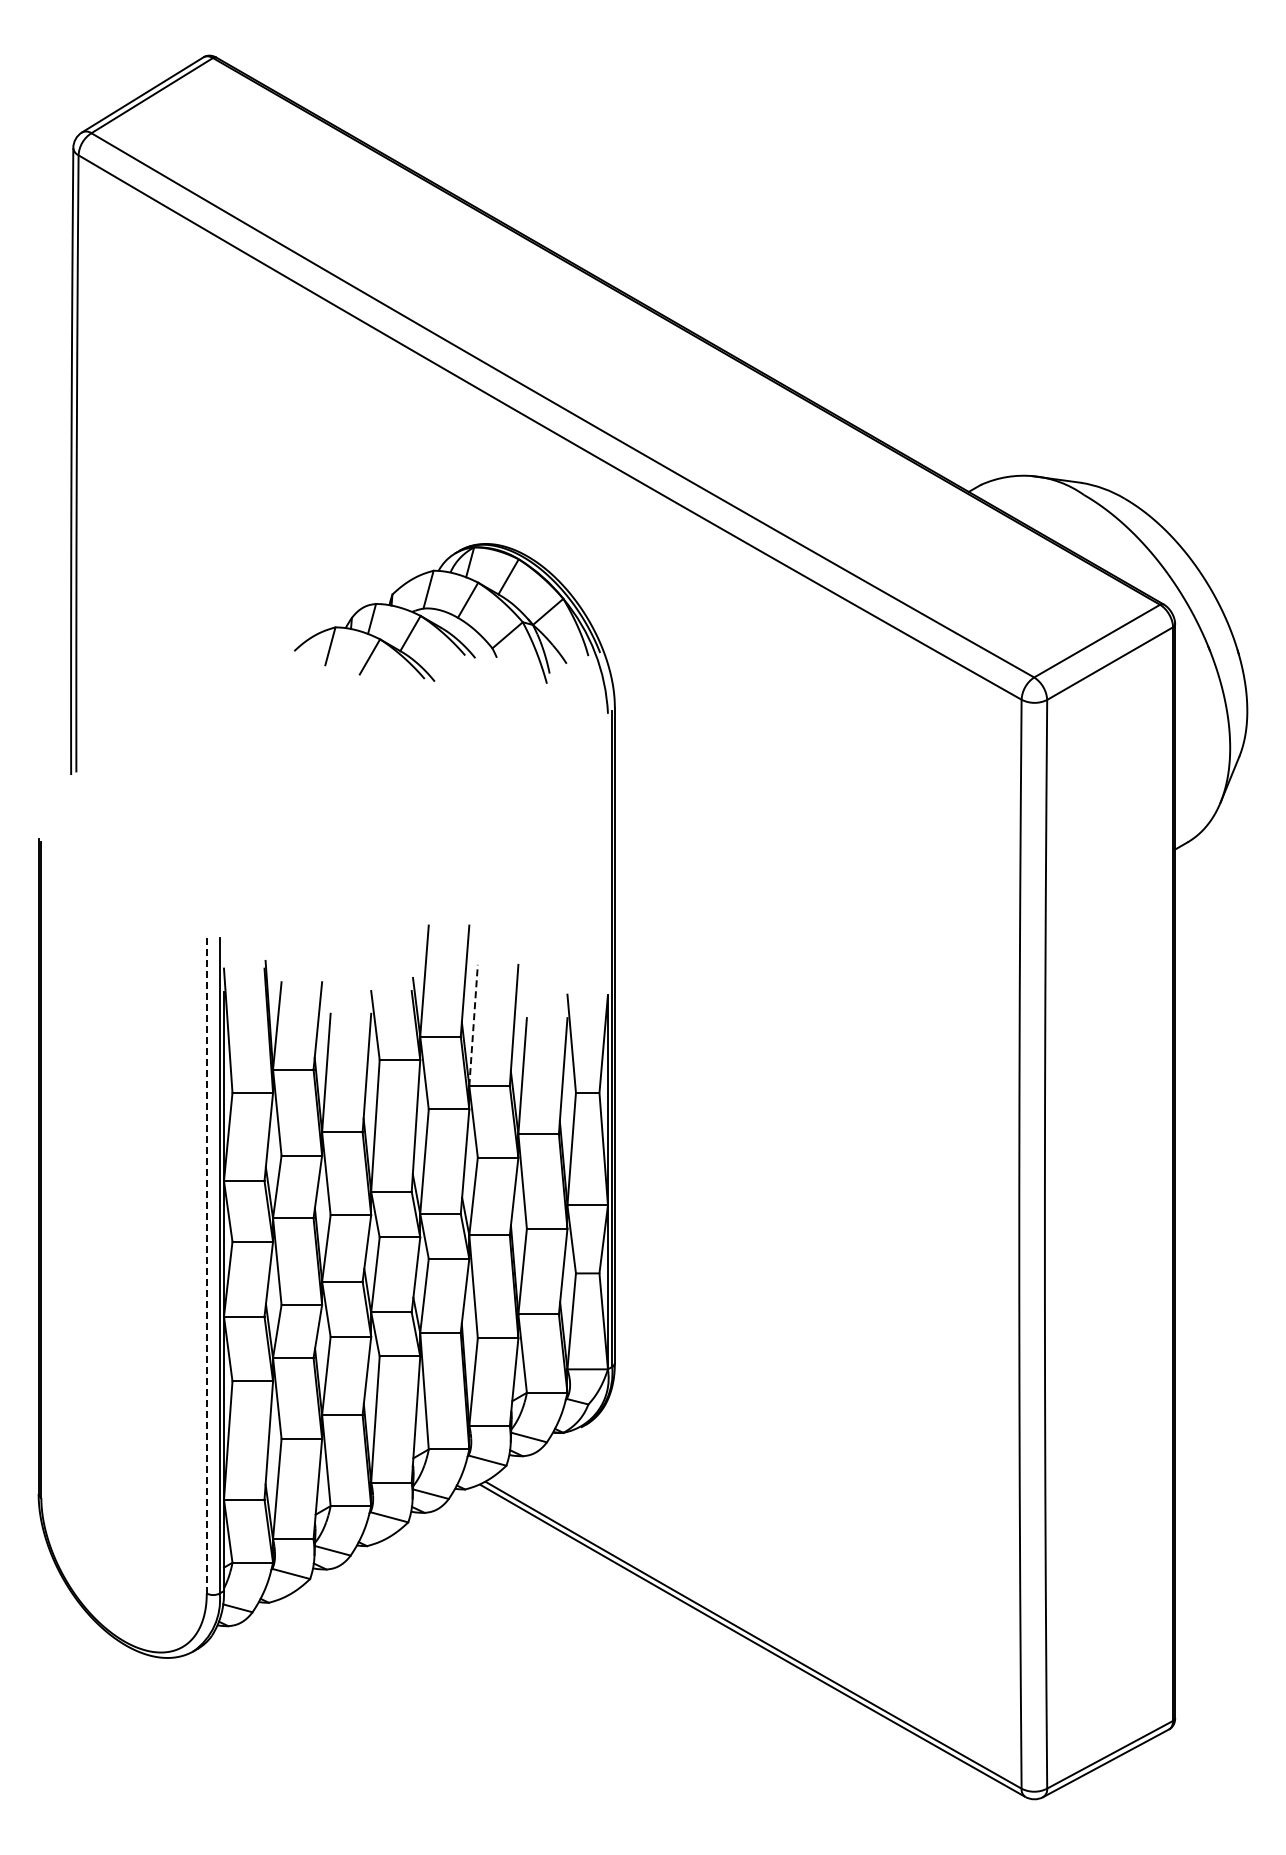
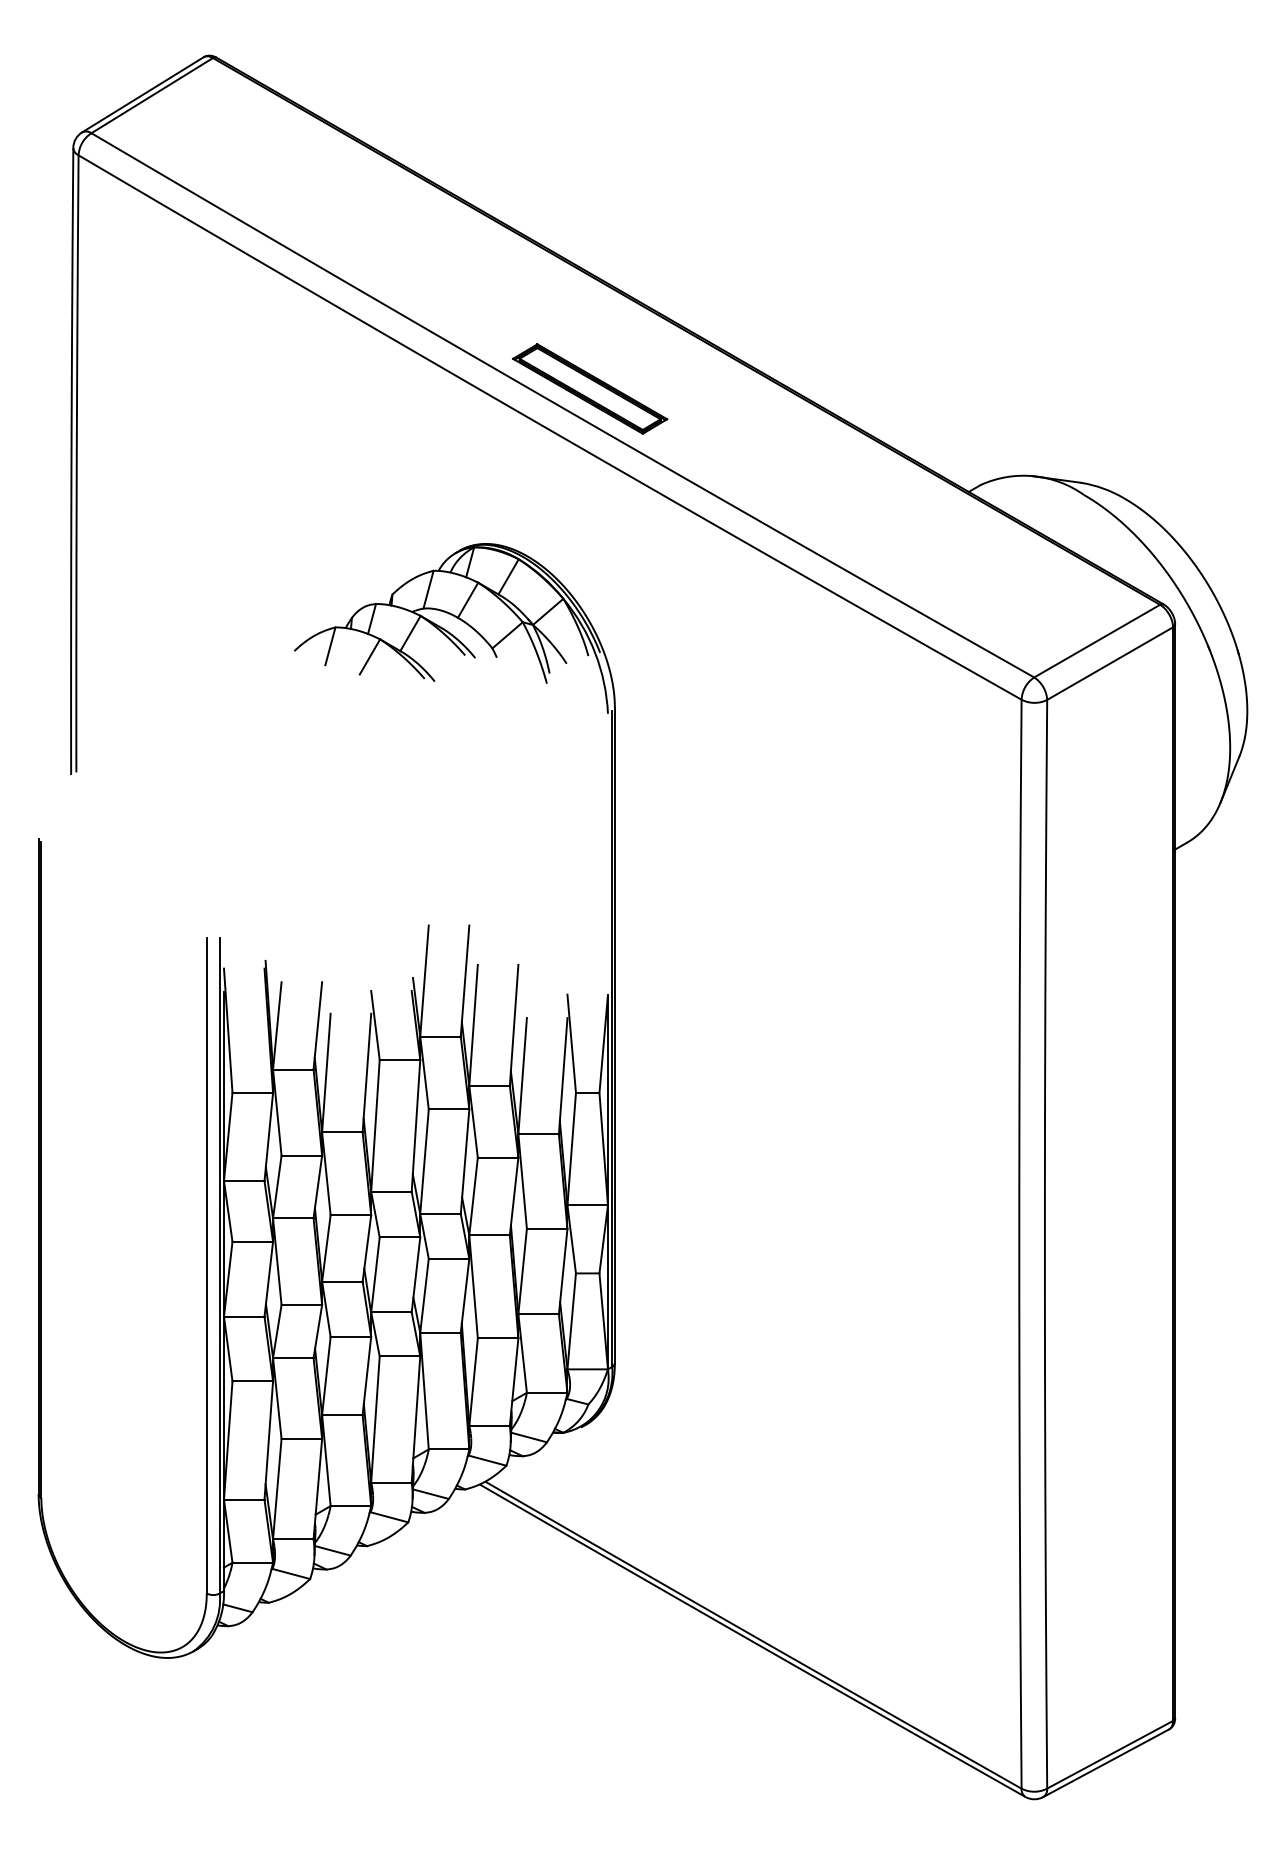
part: none -> present (590, 388)
line: dashed -> solid (473, 1025)
line: dashed -> solid (206, 1265)
